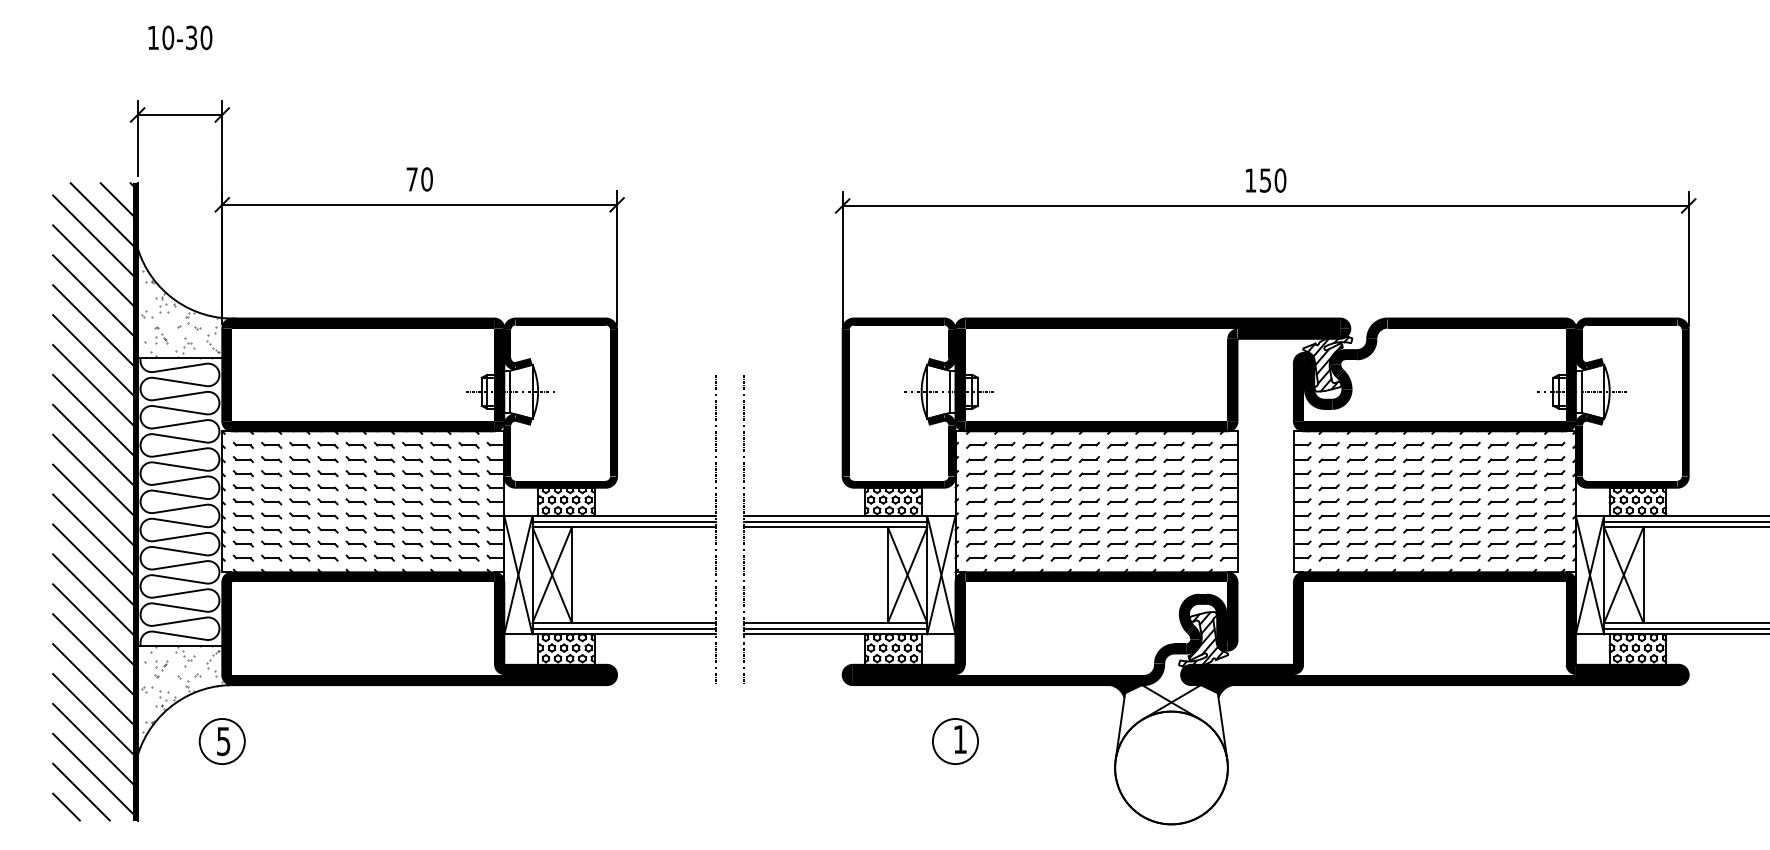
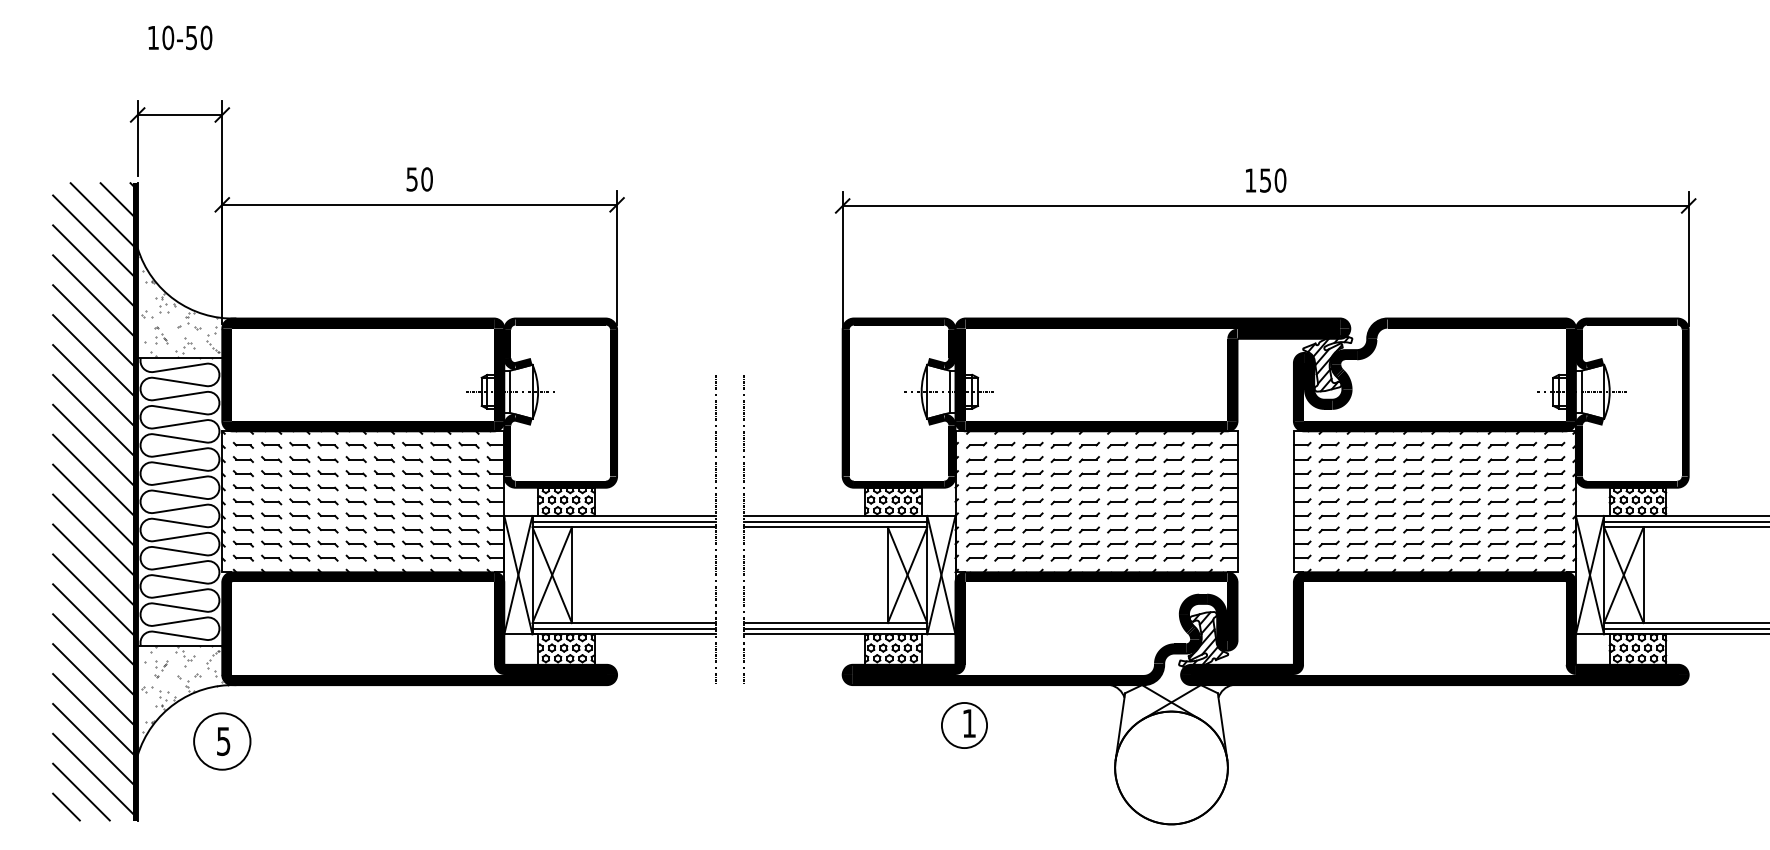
text: 10-30 -> 10-50 (191, 37)
text: 70 -> 50 (411, 179)
fill: present -> none (1126, 691)
fill: present -> none (1216, 691)
circle diameter: 45 px -> 56 px (222, 741)
part position: (955, 741) -> (964, 725) (964, 725)
